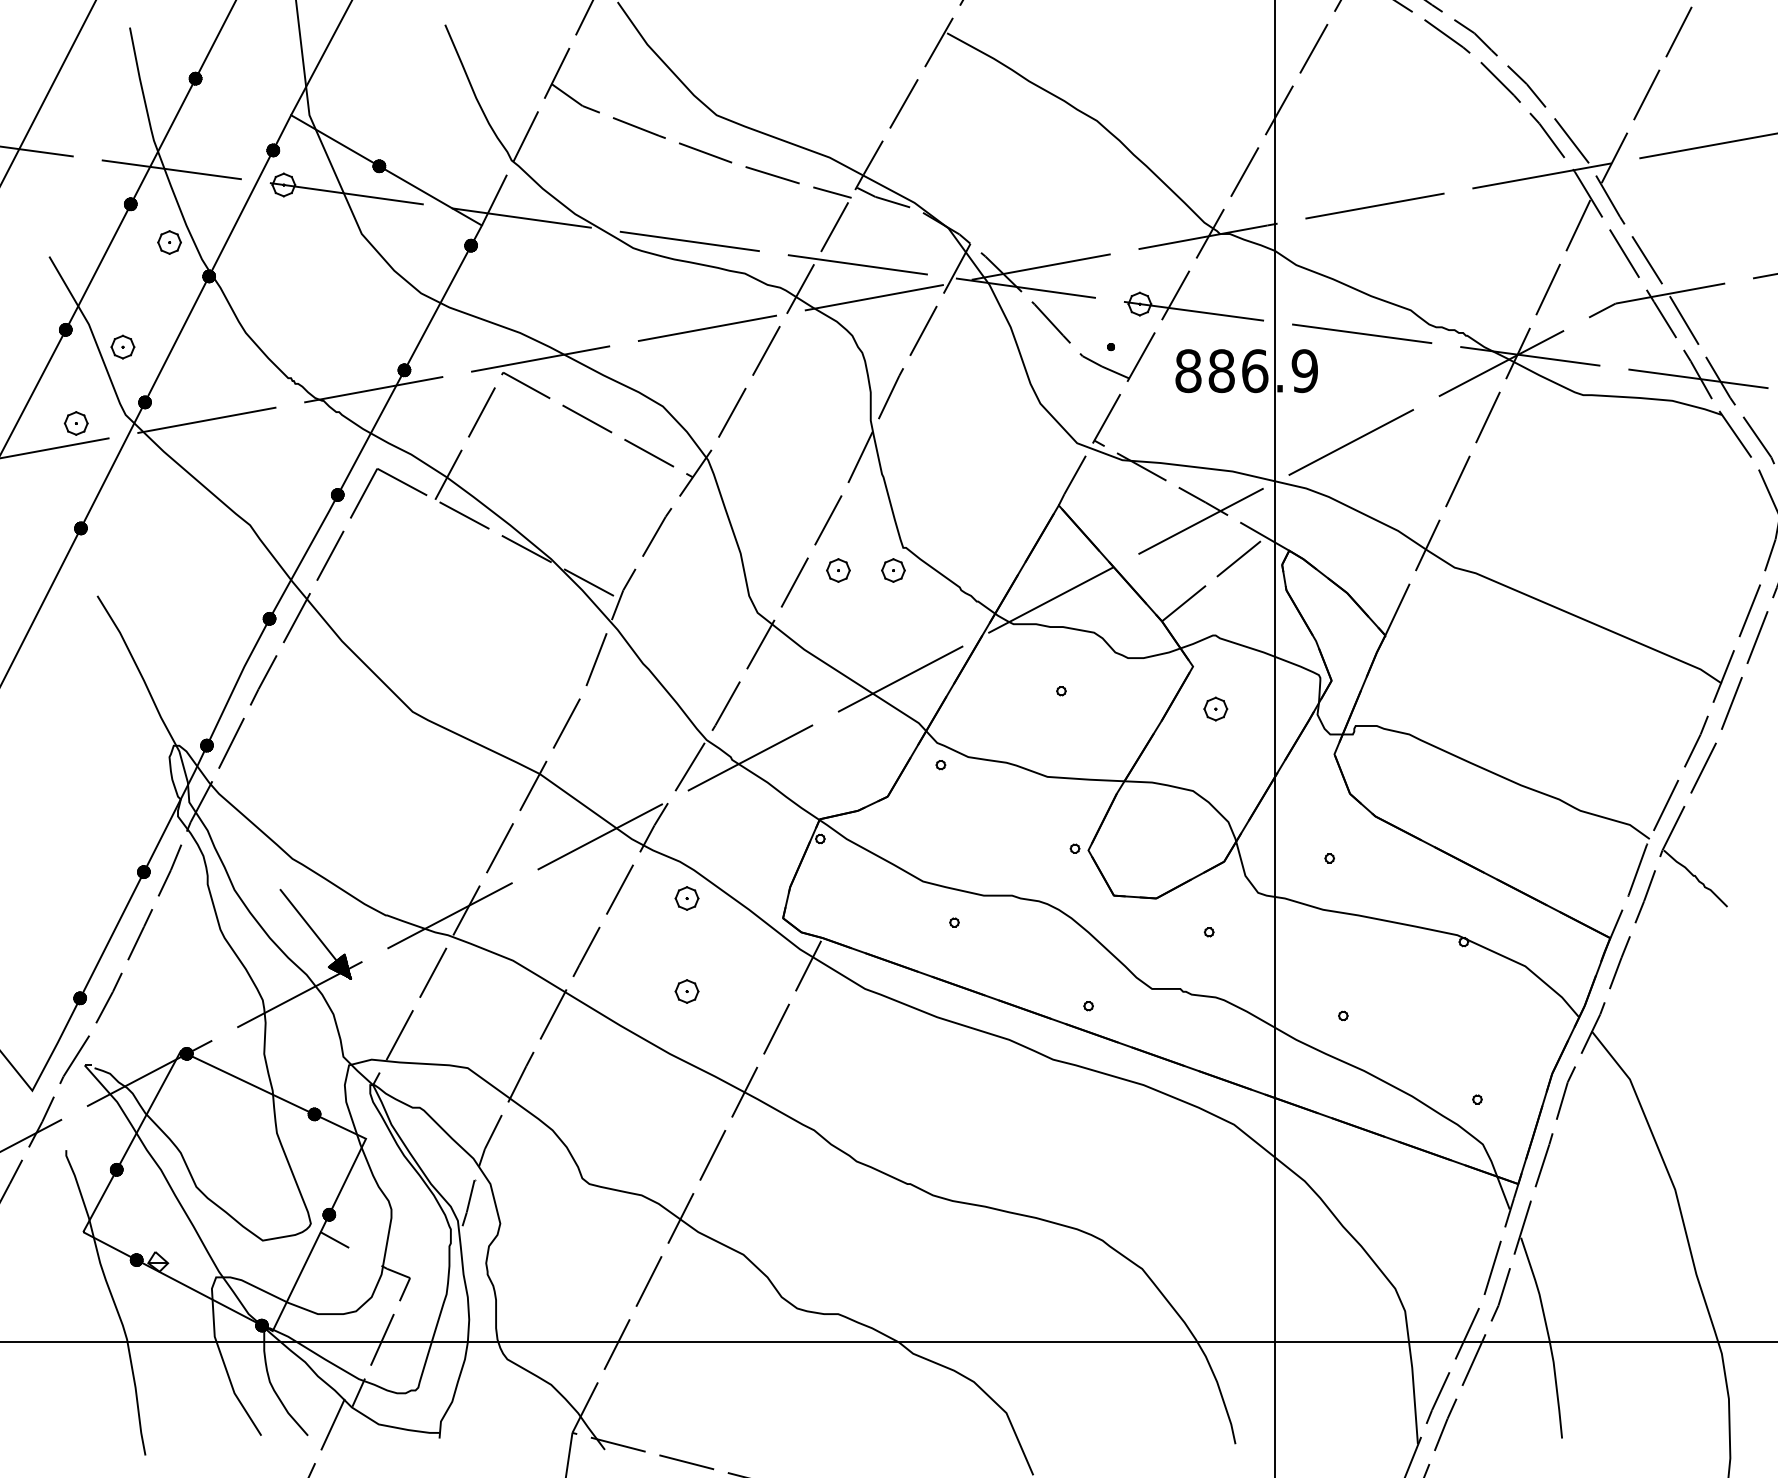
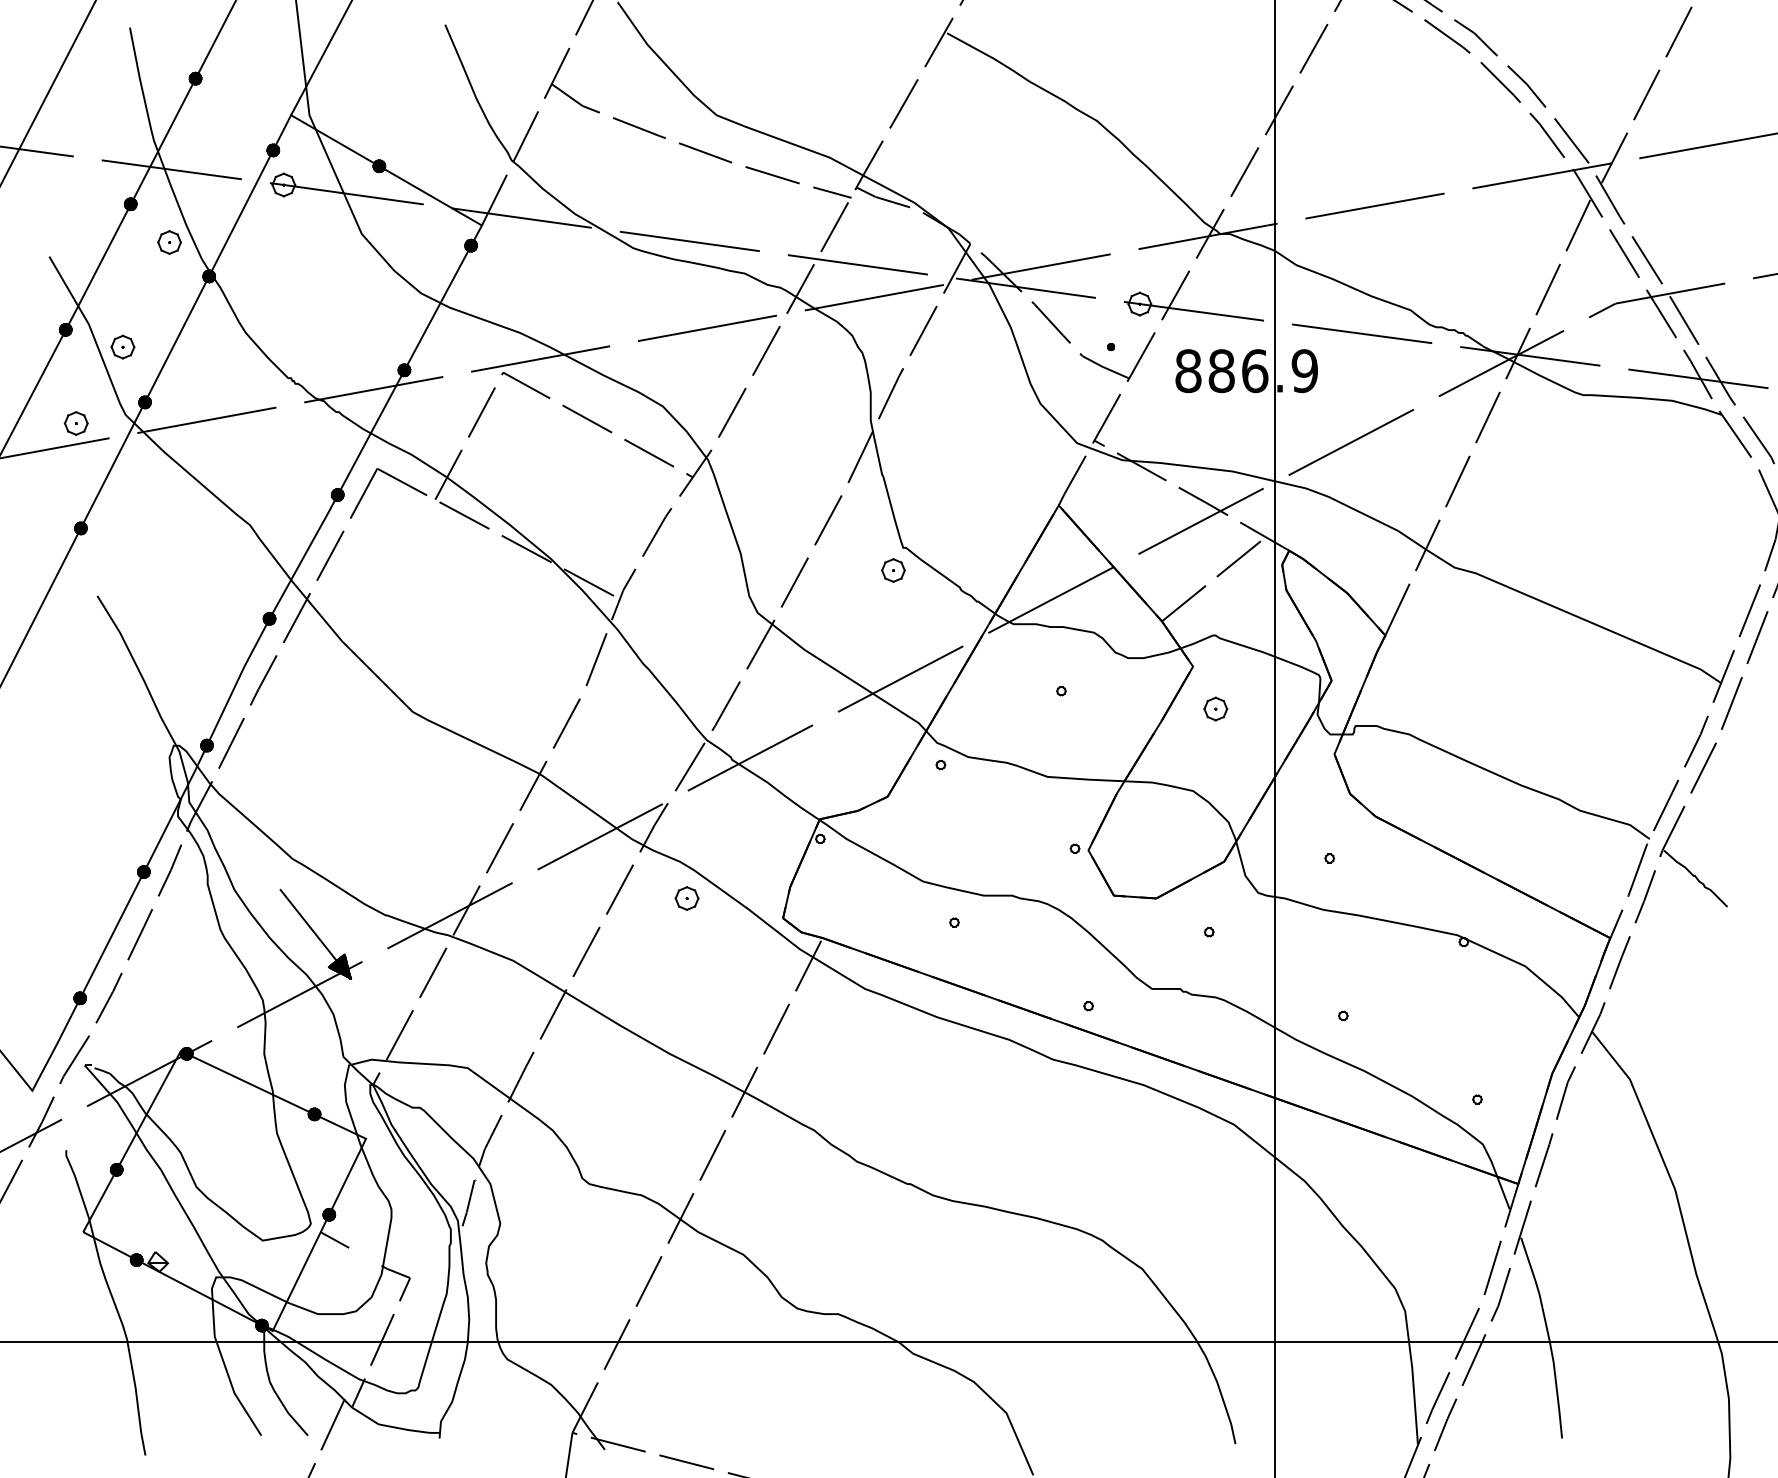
part: present -> none (838, 570)
part: present -> none (686, 991)
